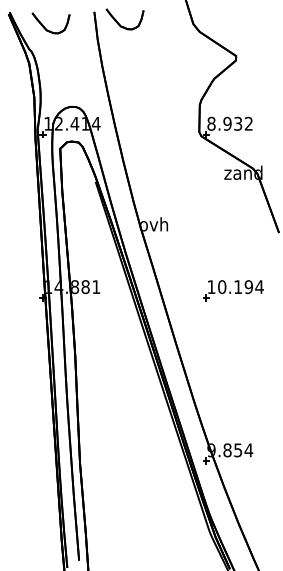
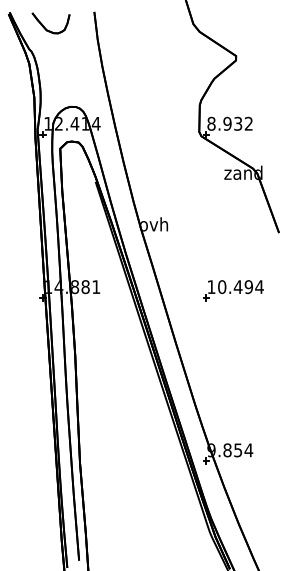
part: present -> none (119, 23)
text: 10.194 -> 10.494 (237, 286)
